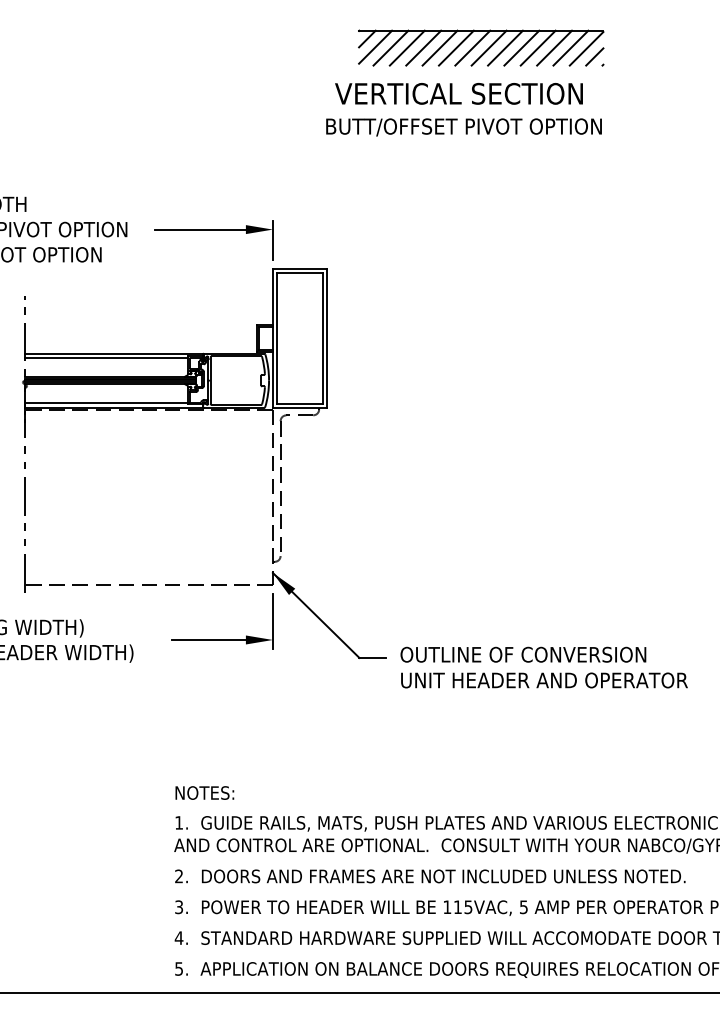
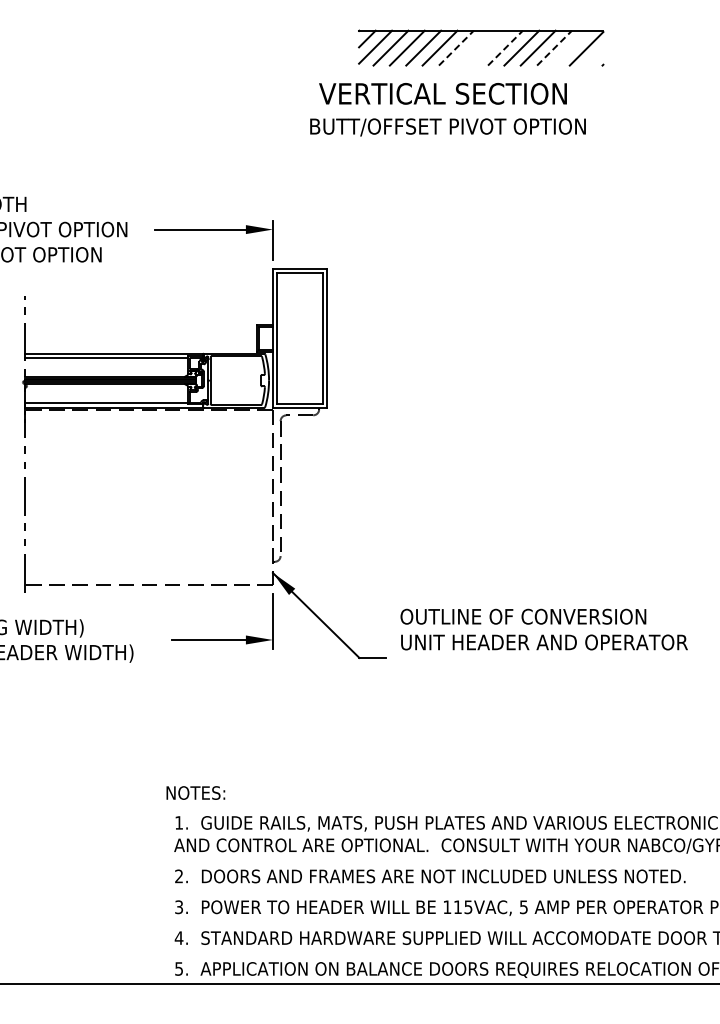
line: present -> none (472, 47)
line: present -> none (488, 47)
line: present -> none (570, 47)
line: solid -> dashed (456, 48)
line: solid -> dashed (505, 48)
line: solid -> dashed (554, 48)
line: present -> none (594, 56)
text position: (463, 109) -> (447, 109) (447, 109)
text position: (543, 667) -> (543, 629) (543, 629)
text position: (204, 792) -> (195, 792) (195, 792)
line position: (359, 993) -> (359, 984) (359, 984)
